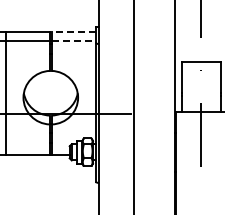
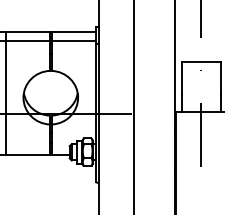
line: dashed -> solid (73, 31)
line: dashed -> solid (74, 40)
